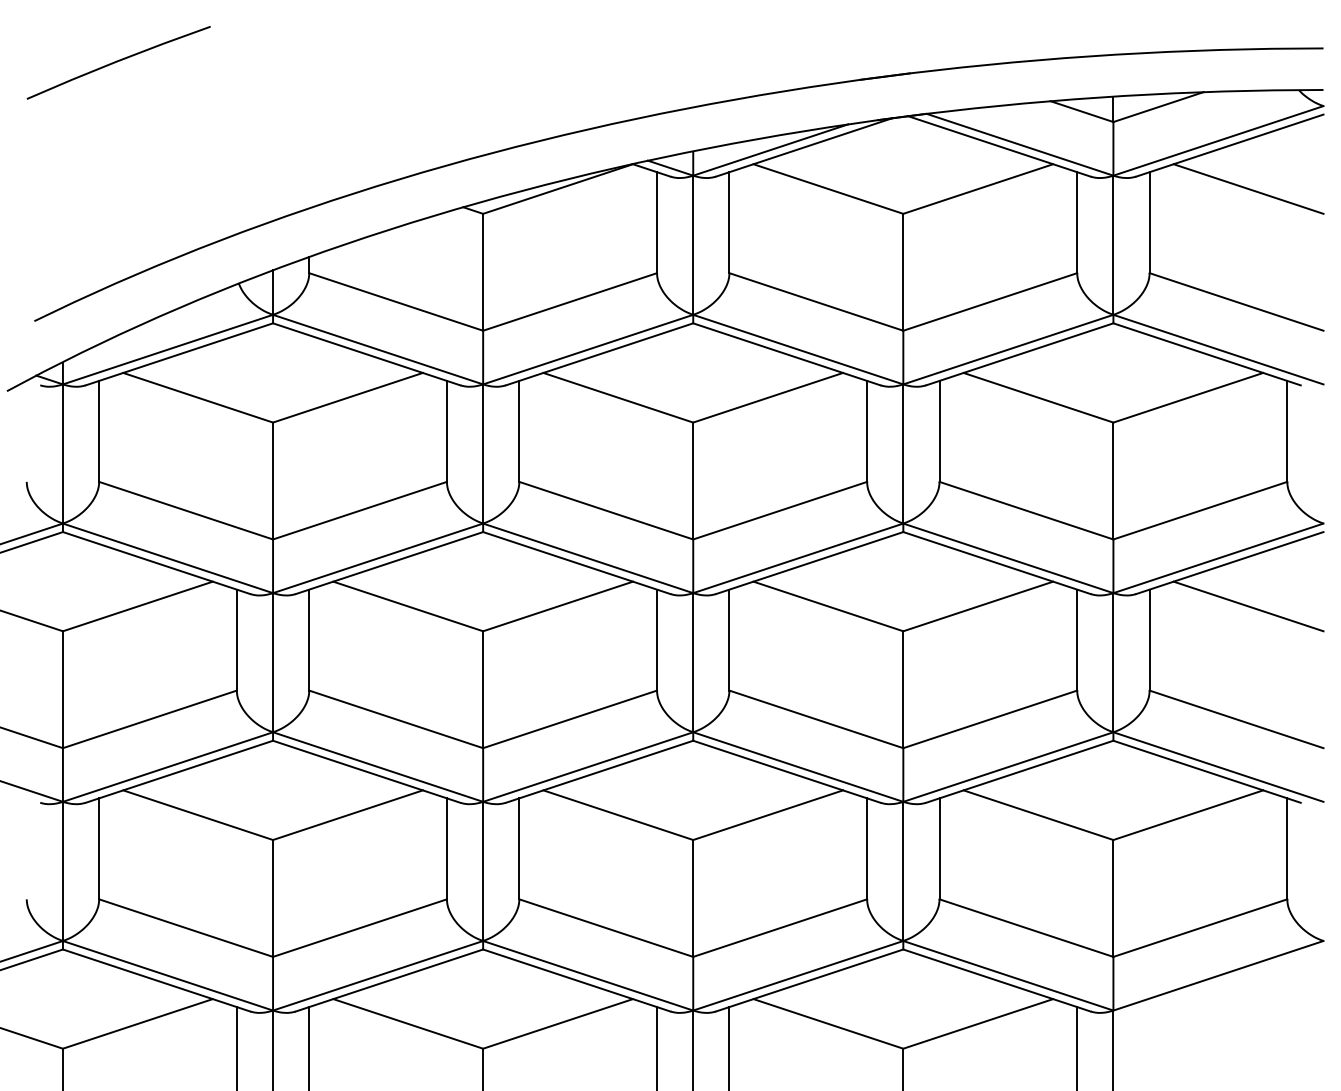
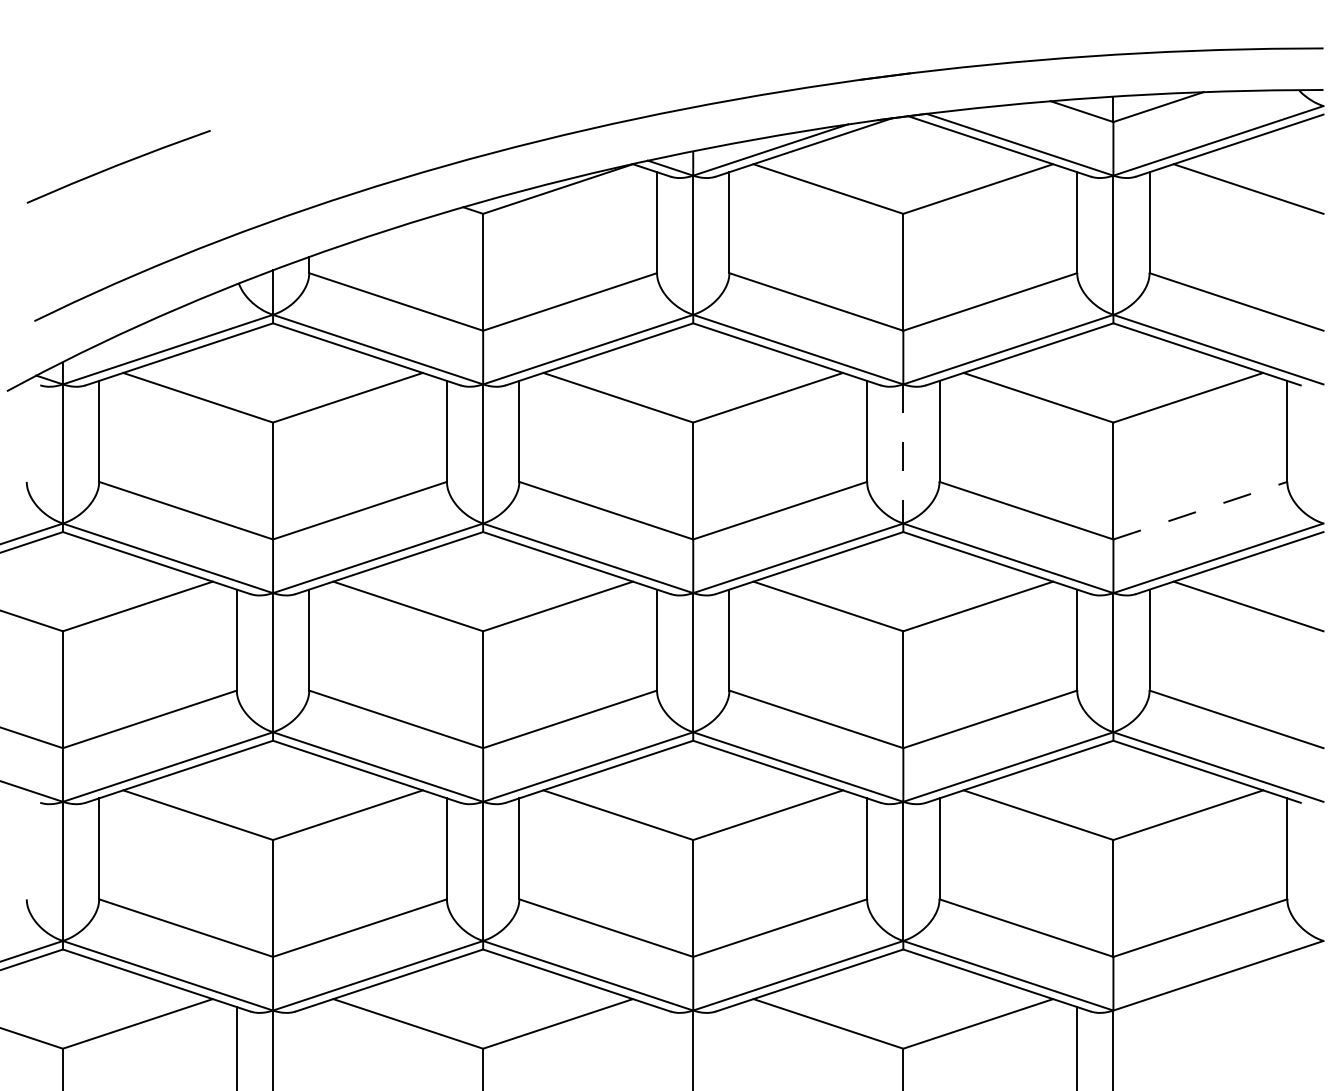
line position: (118, 61) -> (118, 165) (118, 165)
line: solid -> dashed (903, 454)
line: solid -> dashed (1200, 510)
line: present -> none (309, 1047)
line: present -> none (657, 1047)
line: present -> none (729, 1047)
